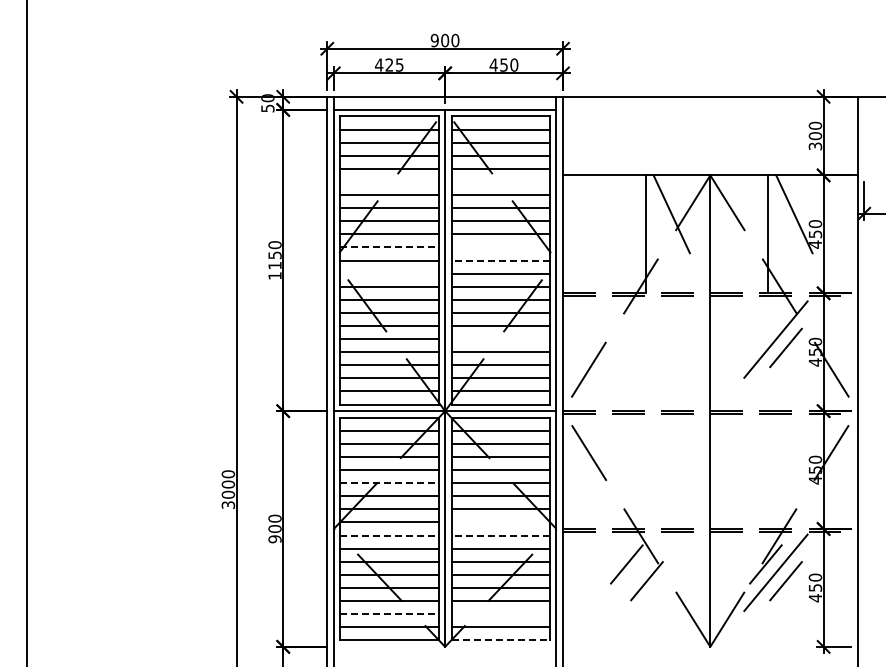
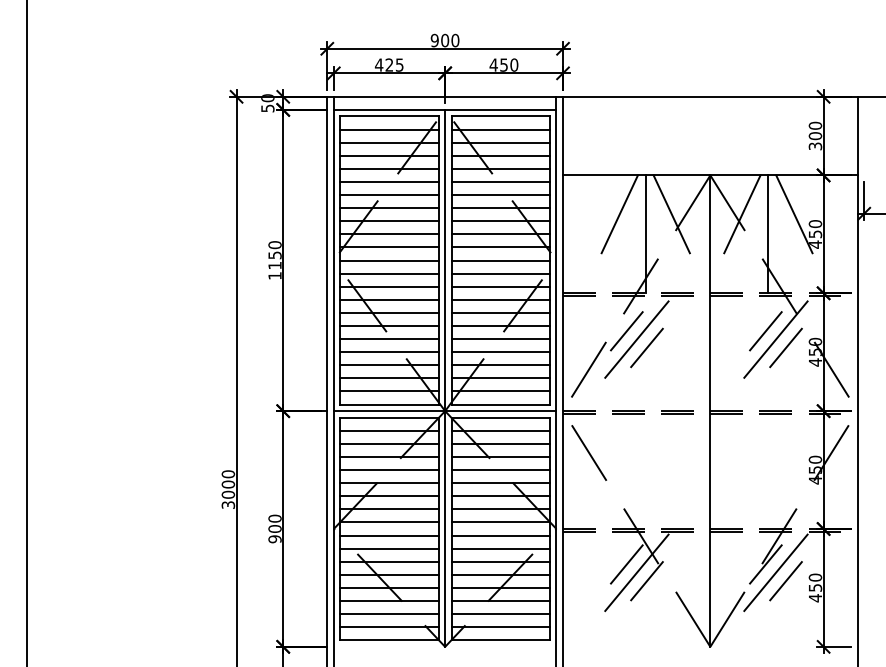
line: none -> present (389, 181)
line: none -> present (500, 181)
line: none -> present (619, 214)
line: none -> present (742, 214)
line: dashed -> solid (390, 247)
line: none -> present (500, 247)
line: dashed -> solid (500, 260)
line: none -> present (389, 273)
line: none -> present (626, 331)
line: none -> present (765, 331)
line: none -> present (500, 339)
line: none -> present (636, 339)
line: none -> present (646, 347)
line: dashed -> solid (390, 483)
line: none -> present (500, 522)
line: dashed -> solid (390, 535)
line: dashed -> solid (500, 535)
line: none -> present (636, 572)
line: dashed -> solid (390, 614)
line: none -> present (500, 614)
line: dashed -> solid (501, 640)
